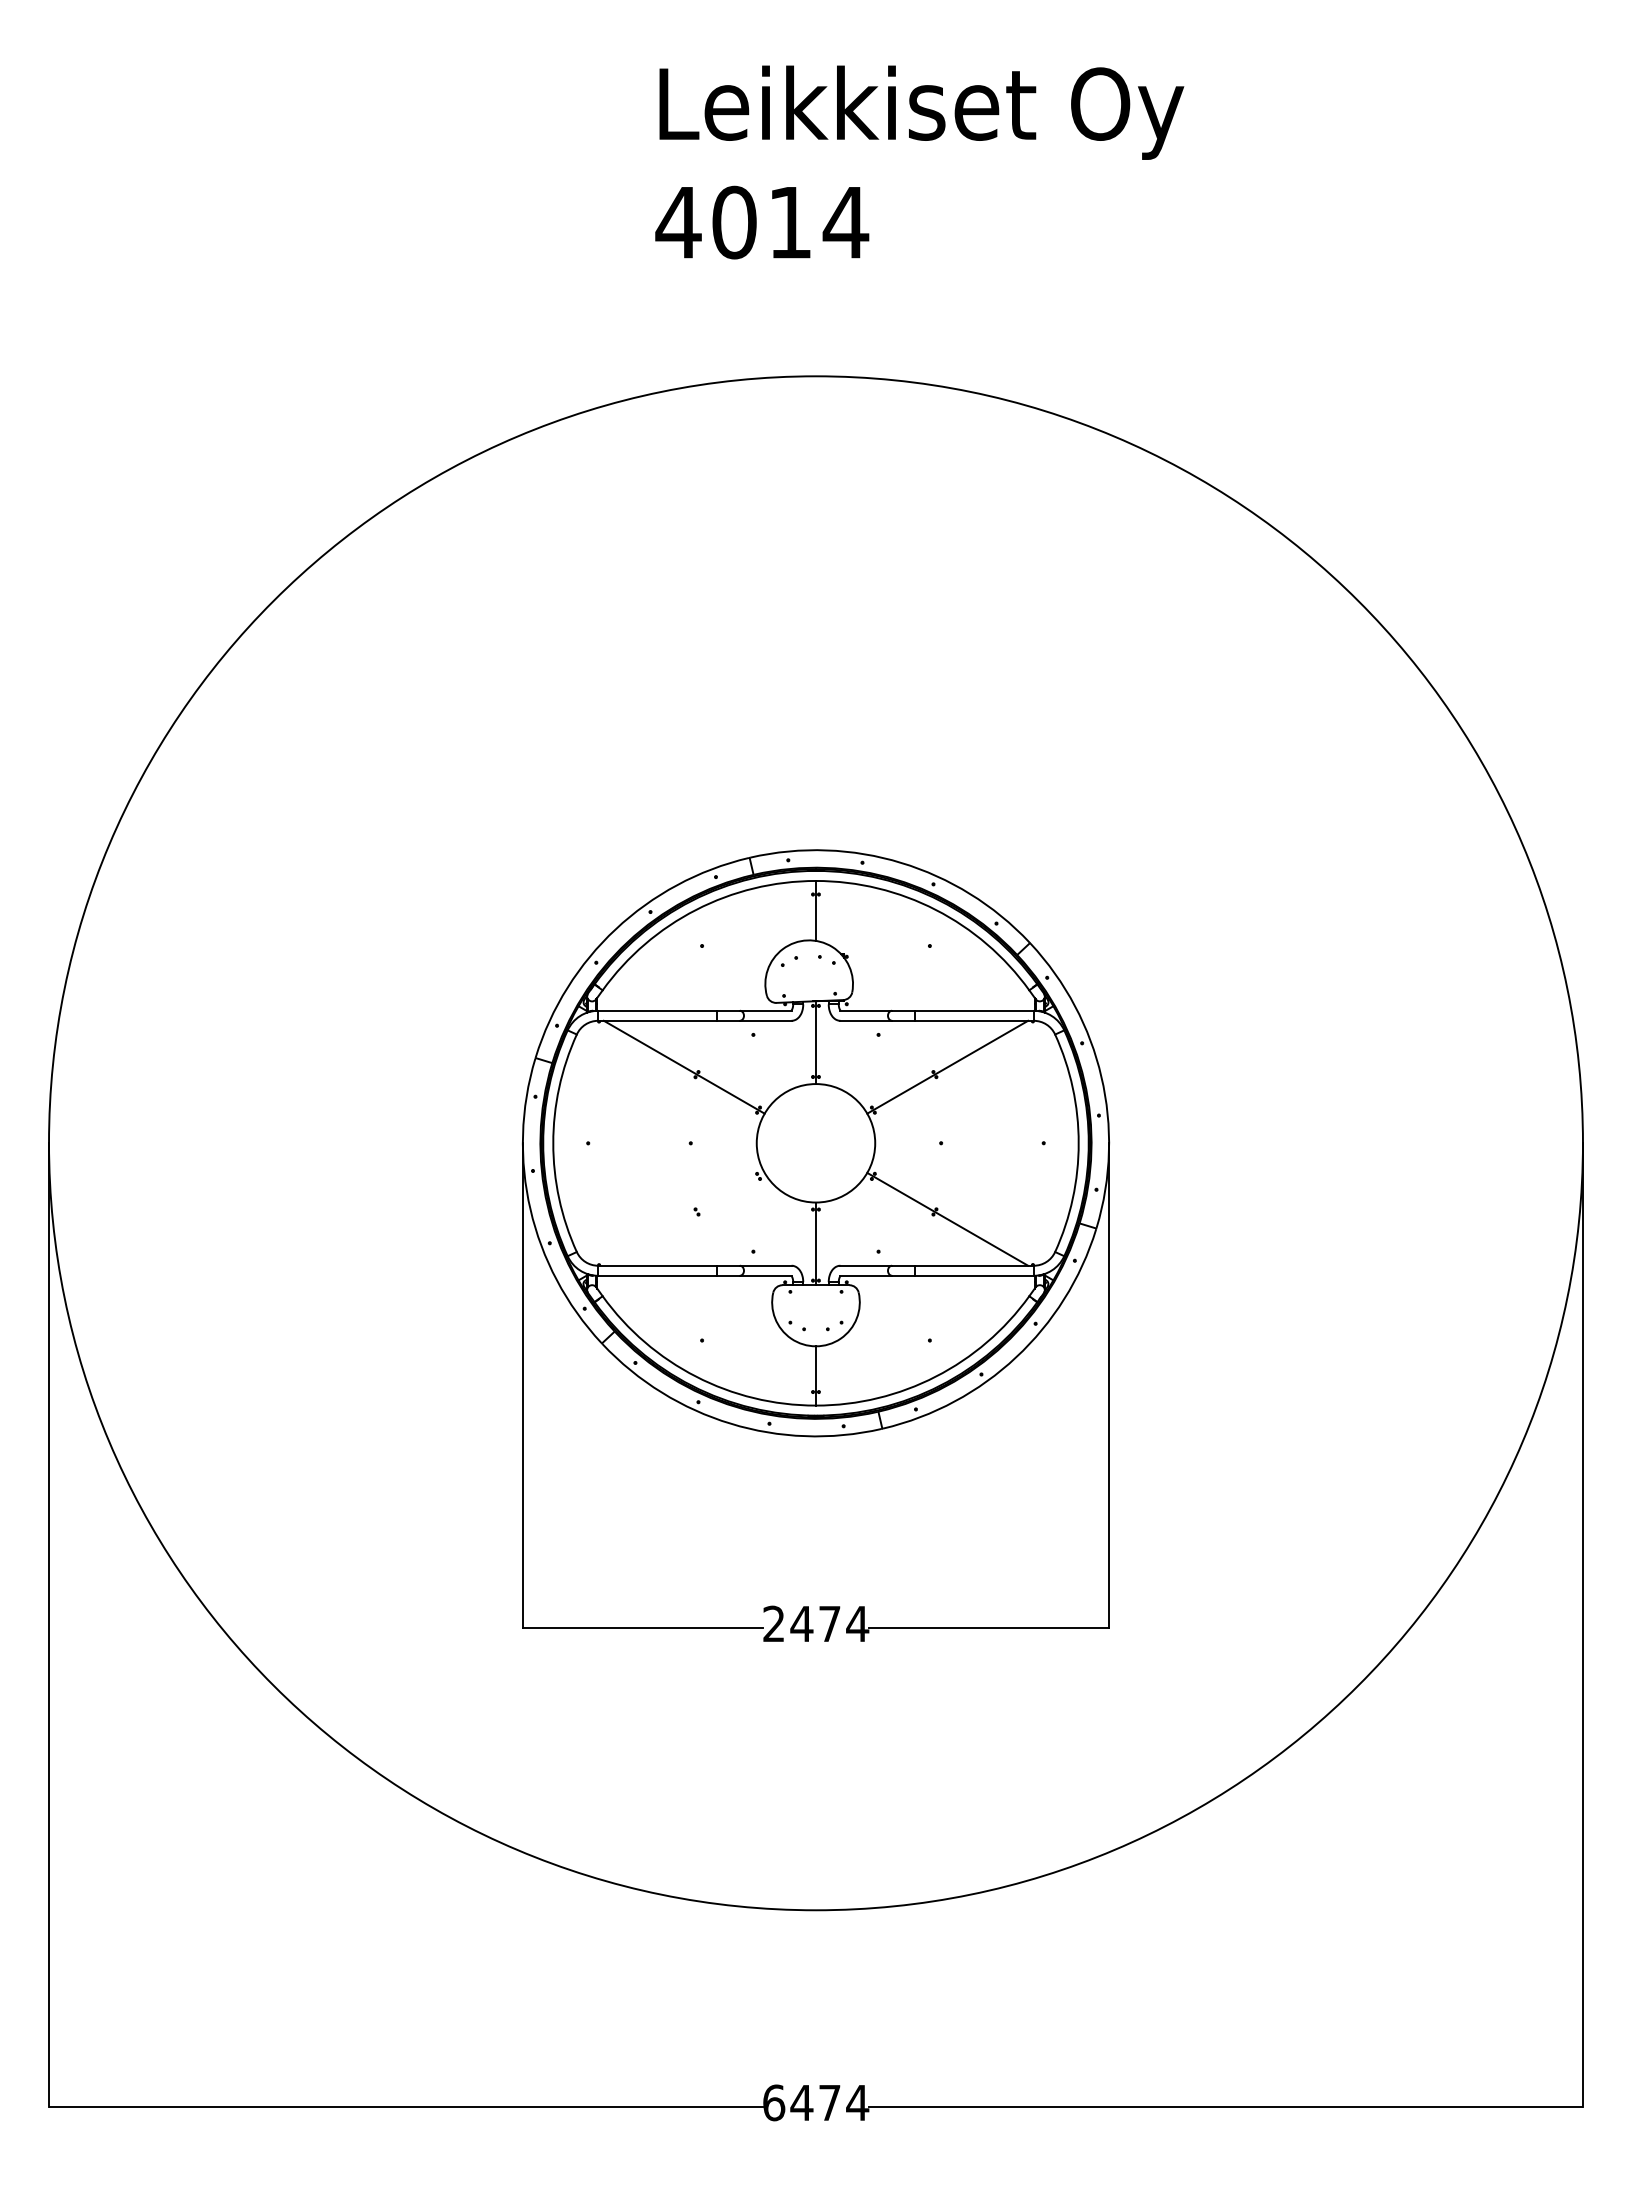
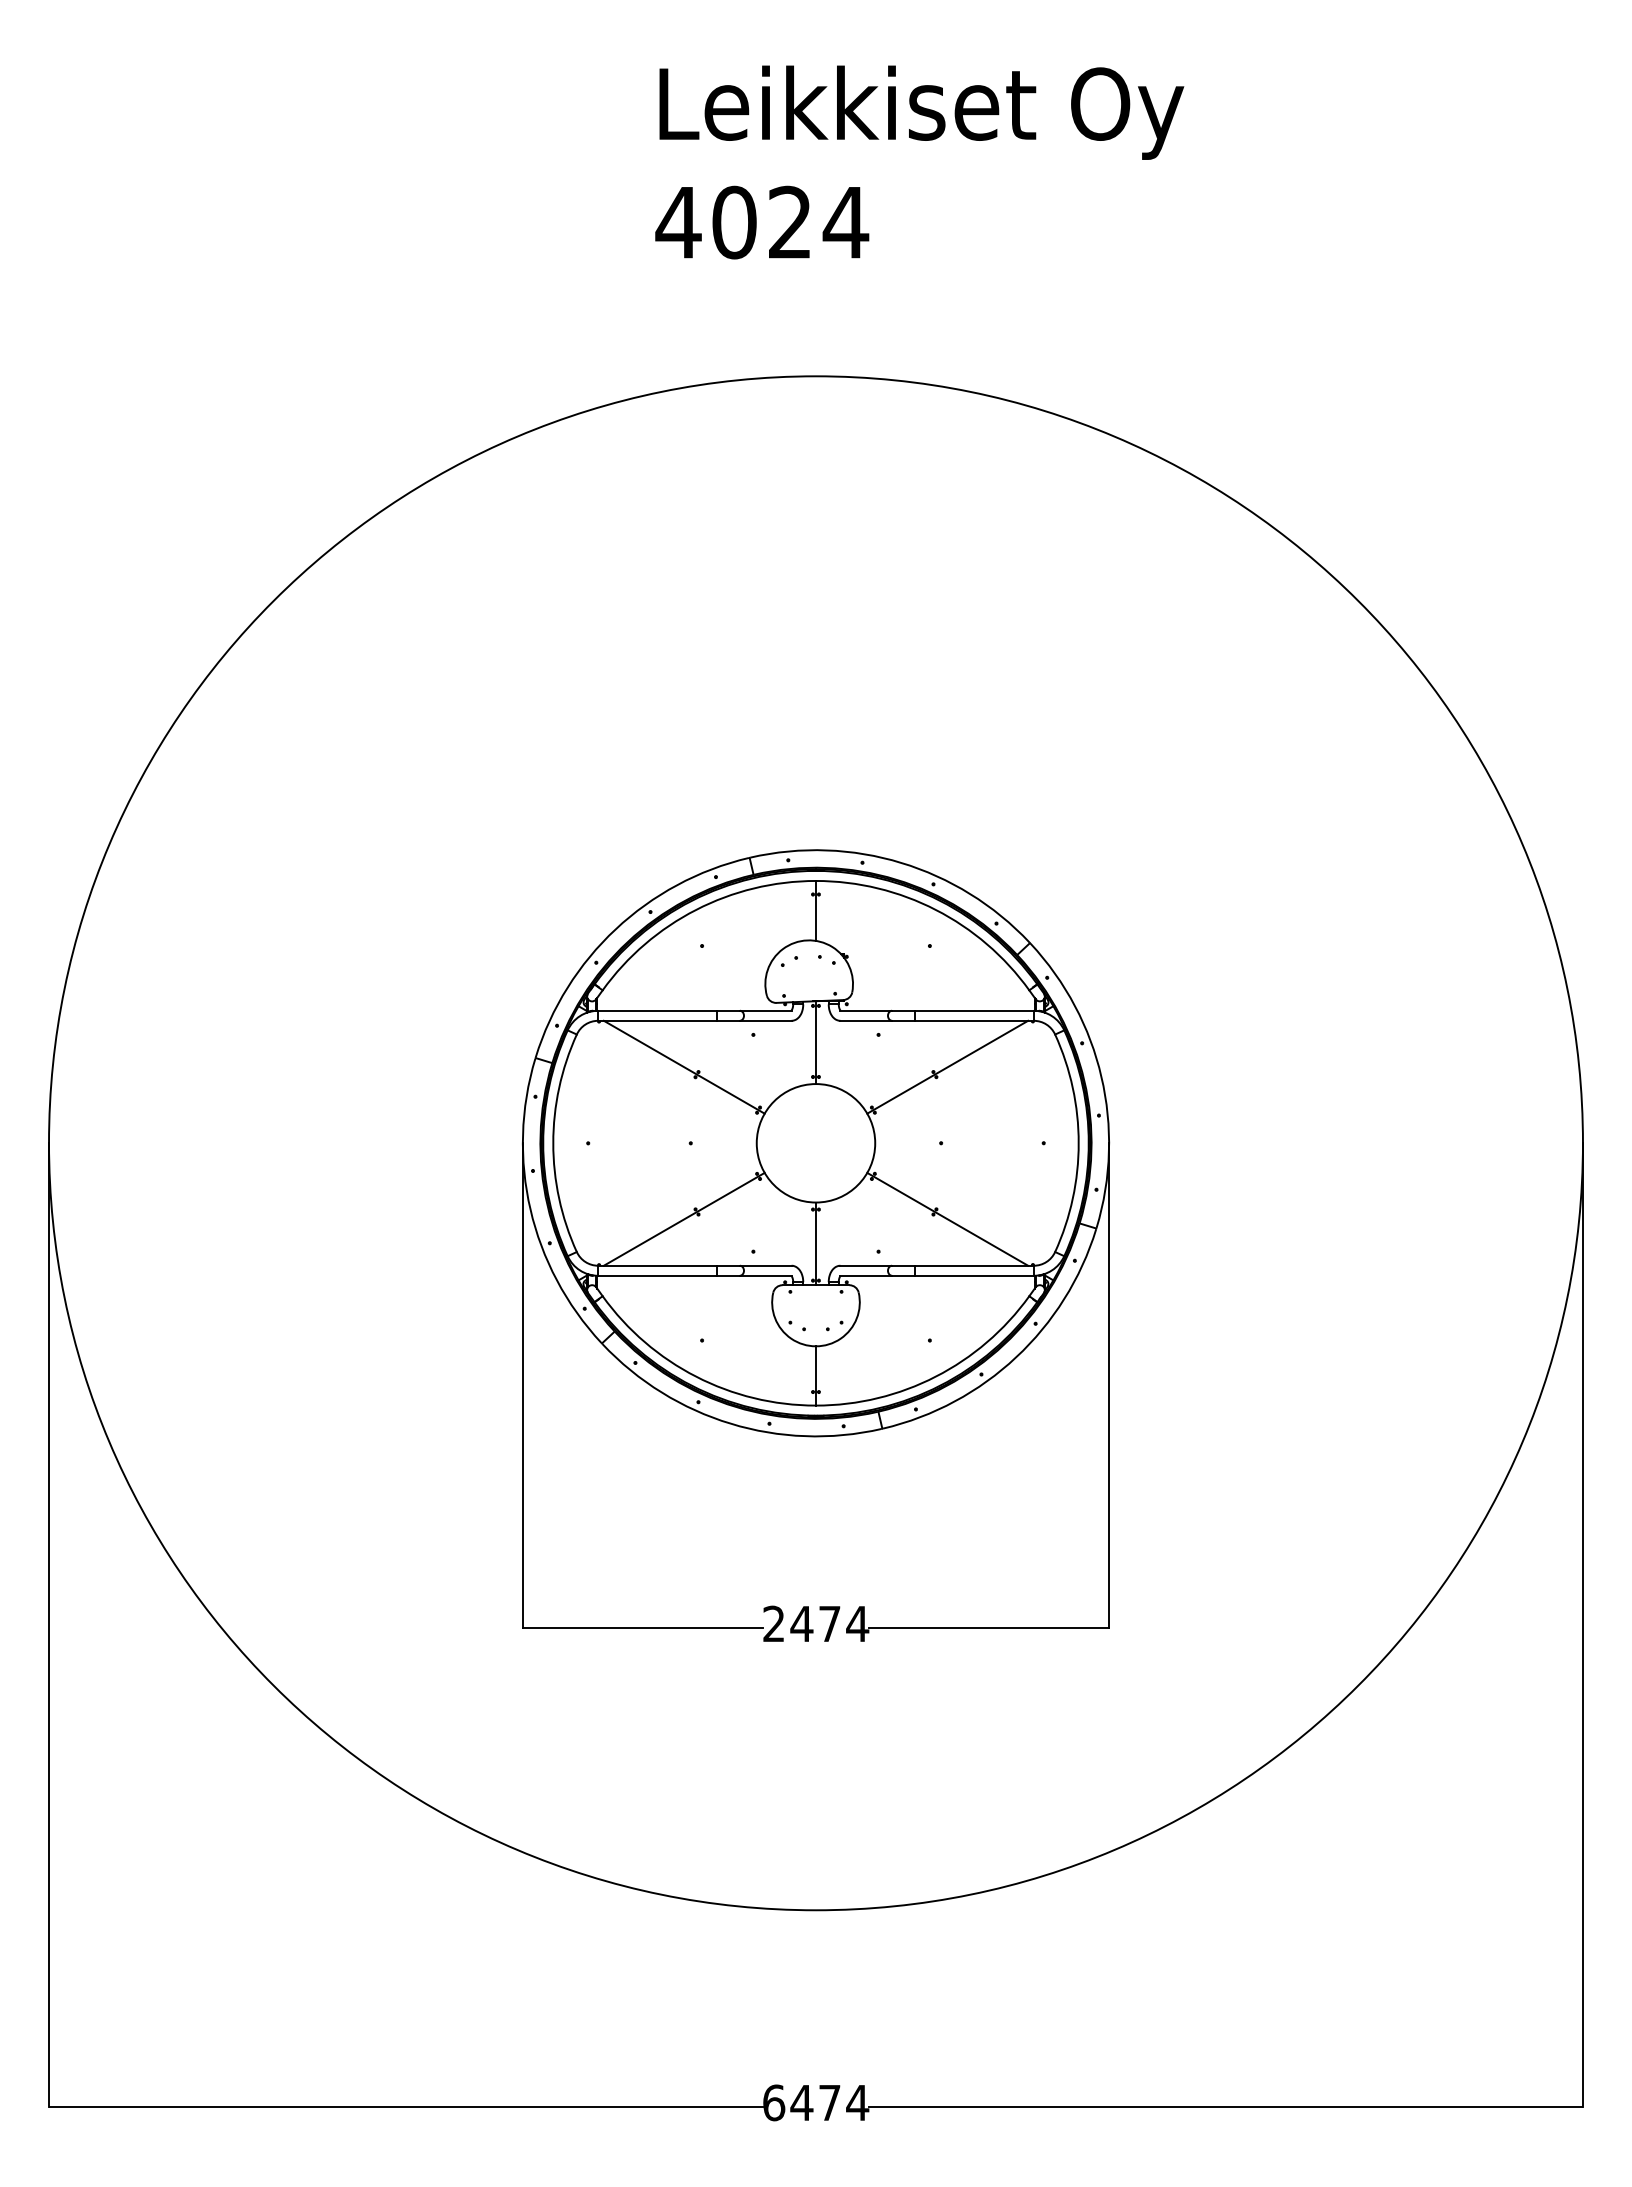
text: 4014 -> 4024 (789, 221)
line: none -> present (683, 1218)
